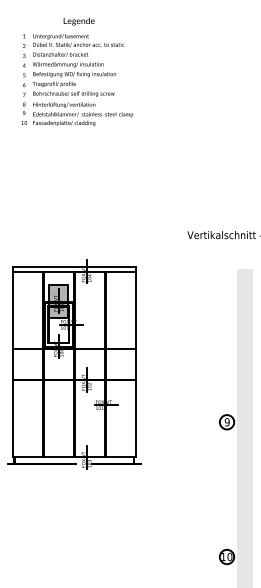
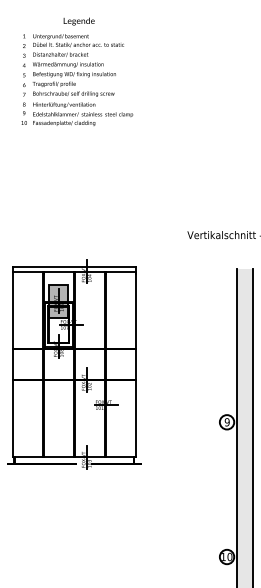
line: none -> present (237, 426)
line: none -> present (252, 426)
